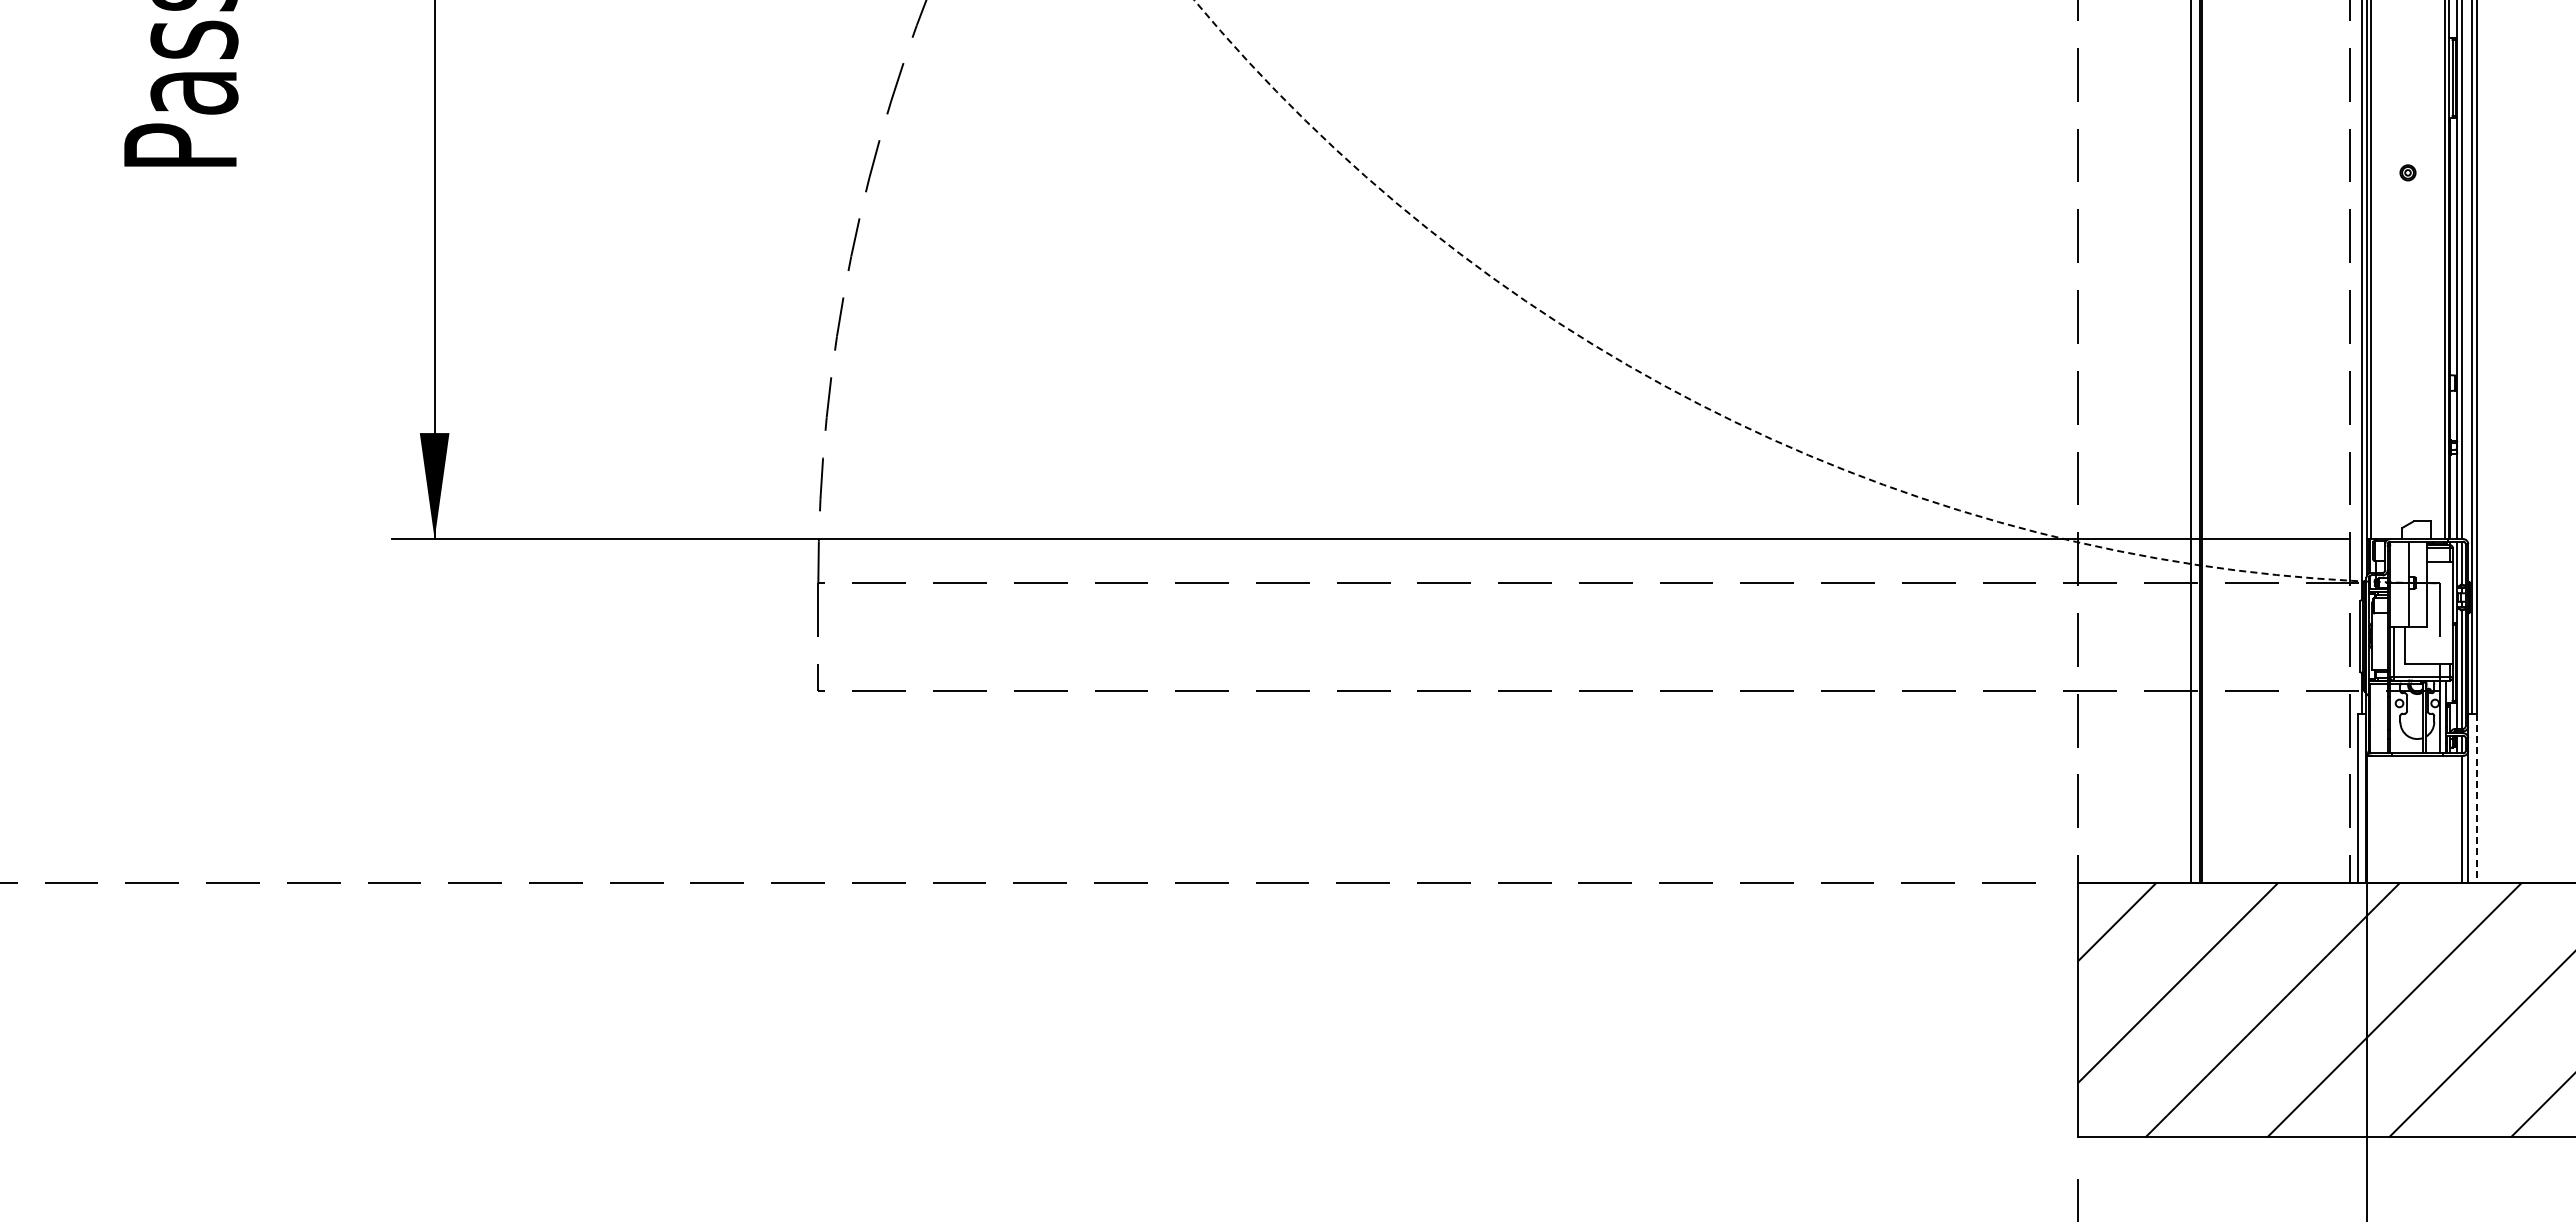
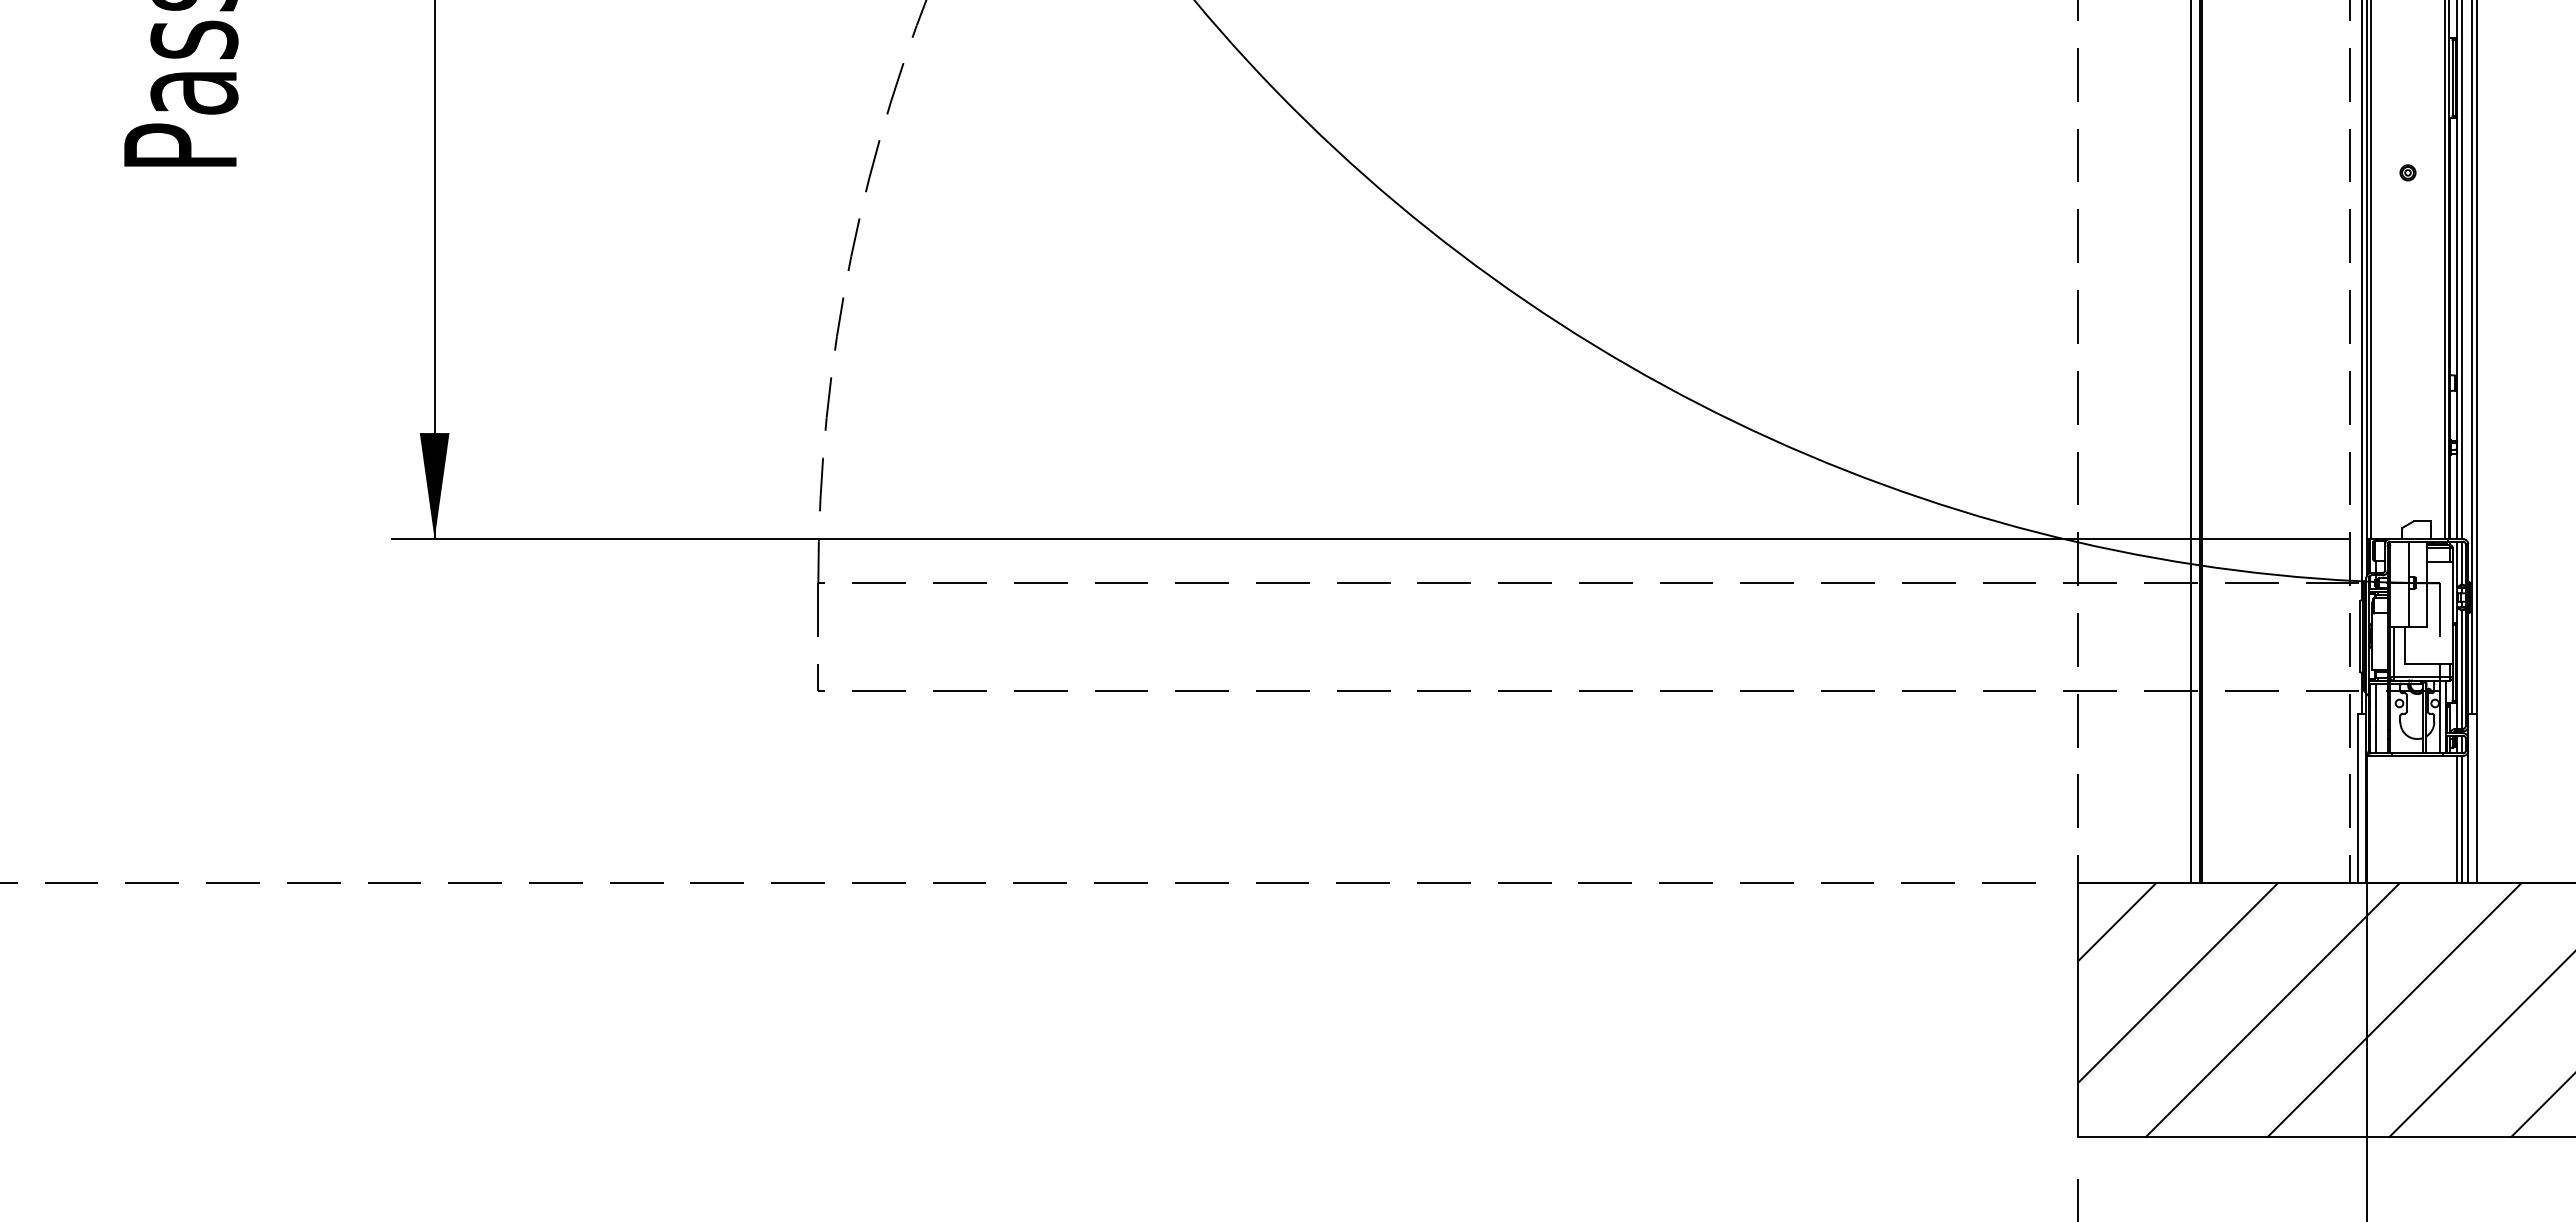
arc: dashed -> solid (1752, 430)
line: none -> present (2375, 718)
line: dashed -> solid (2476, 798)
line: none -> present (2457, 819)
